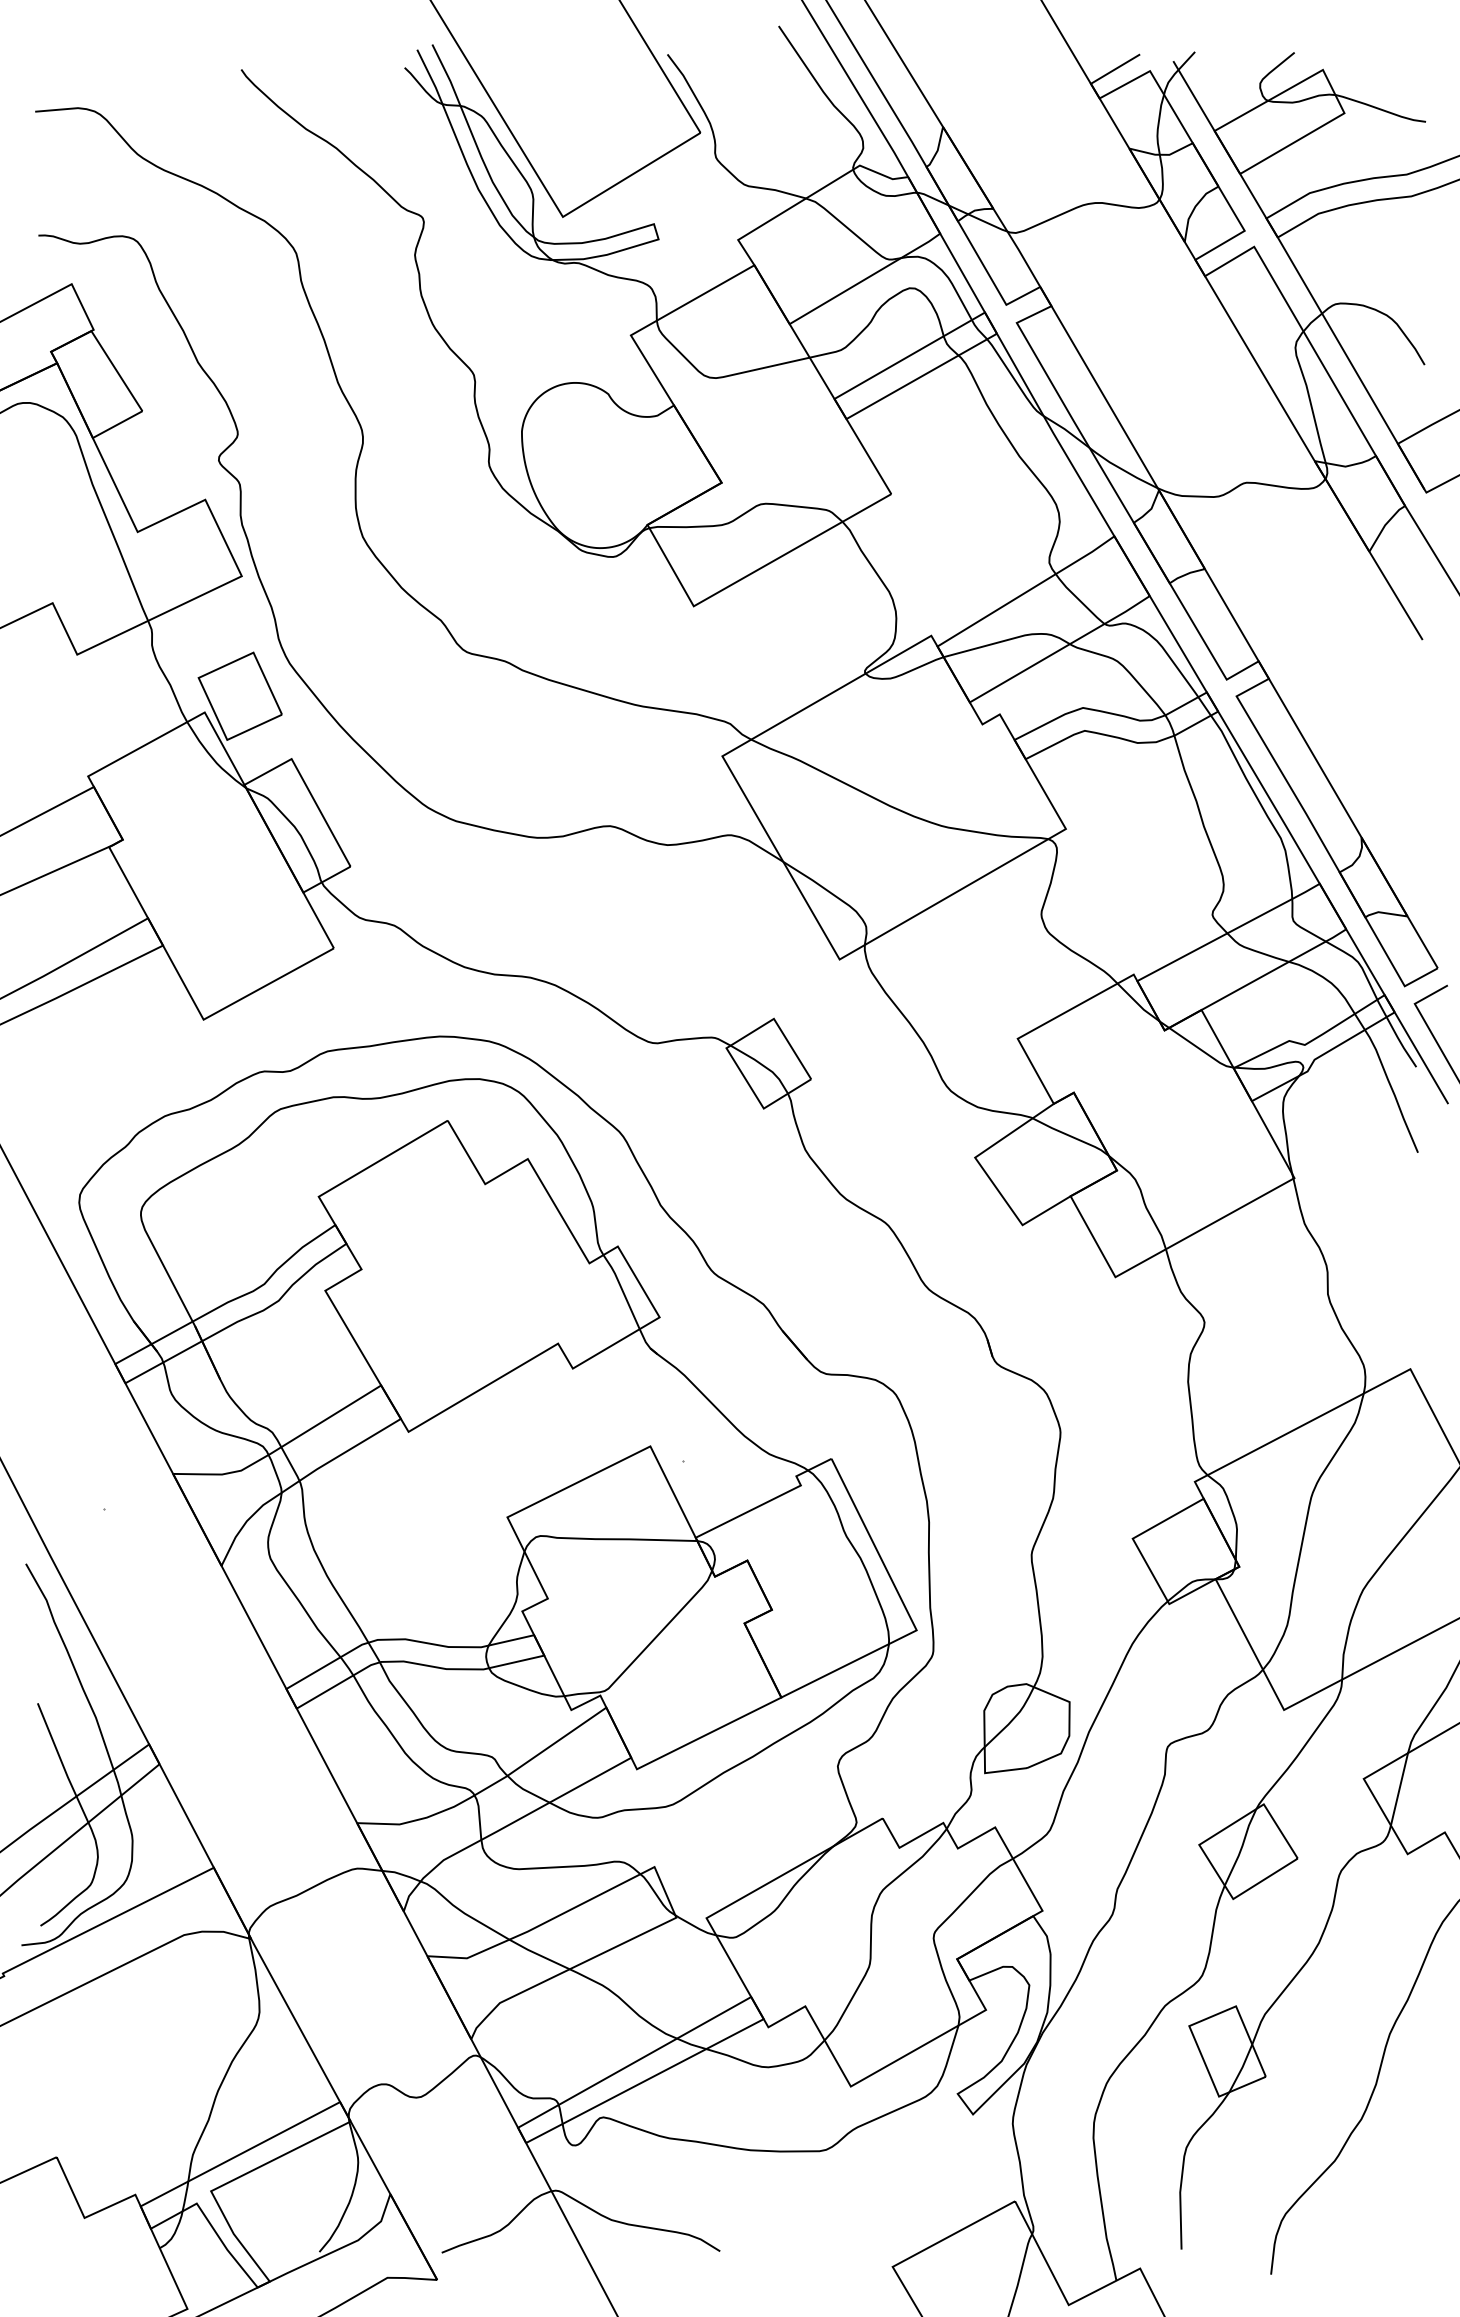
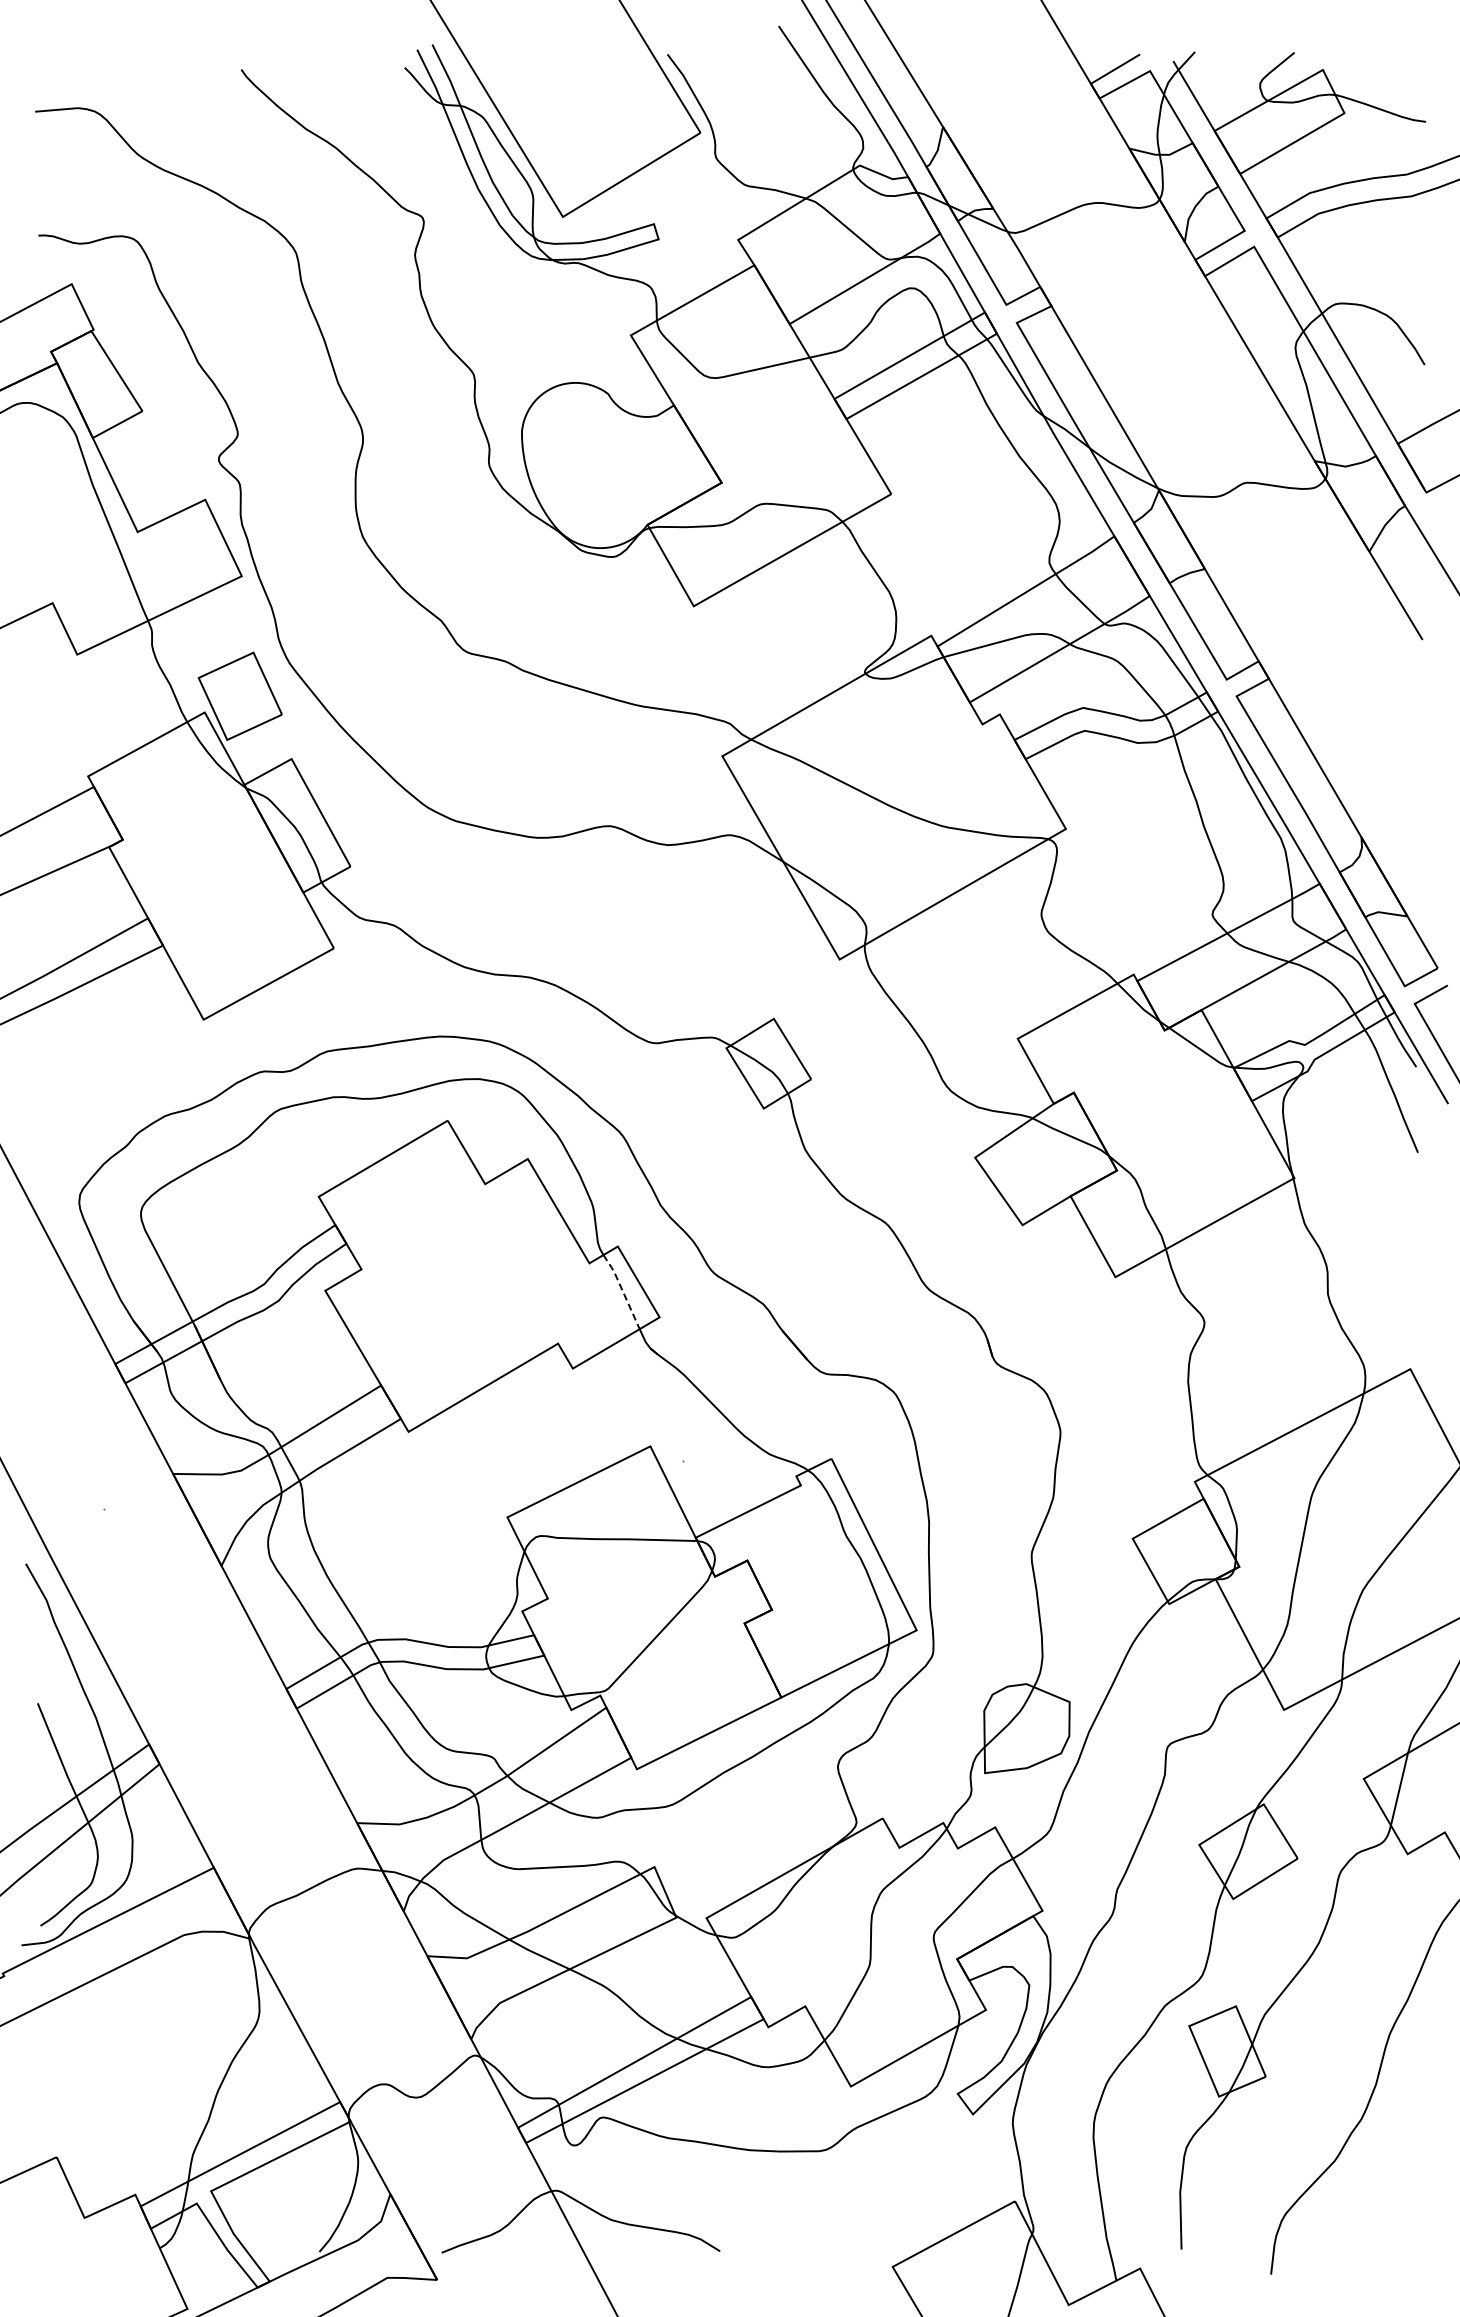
line: solid -> dashed (622, 1290)
